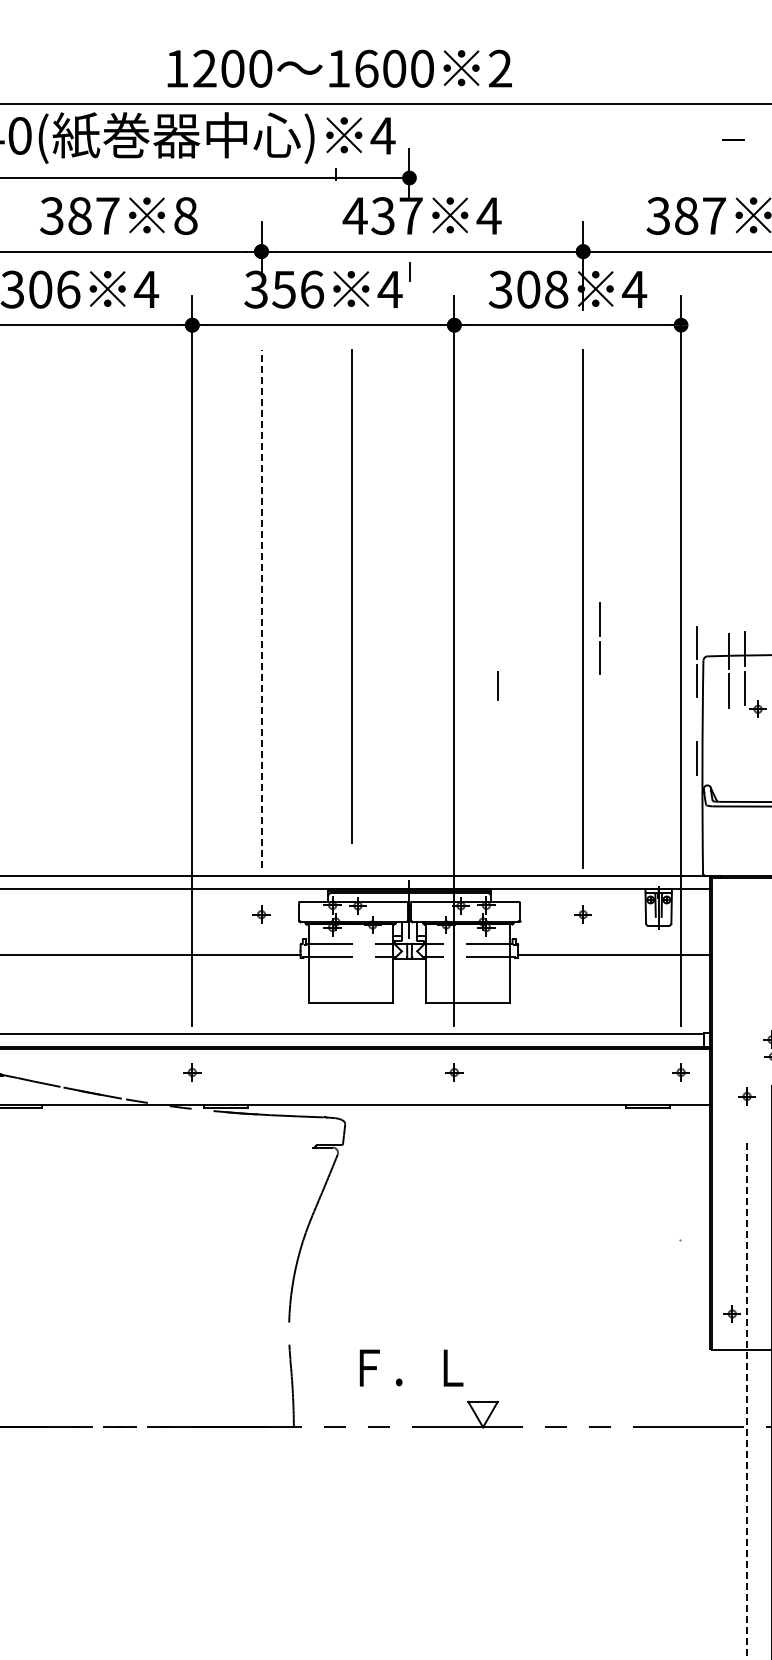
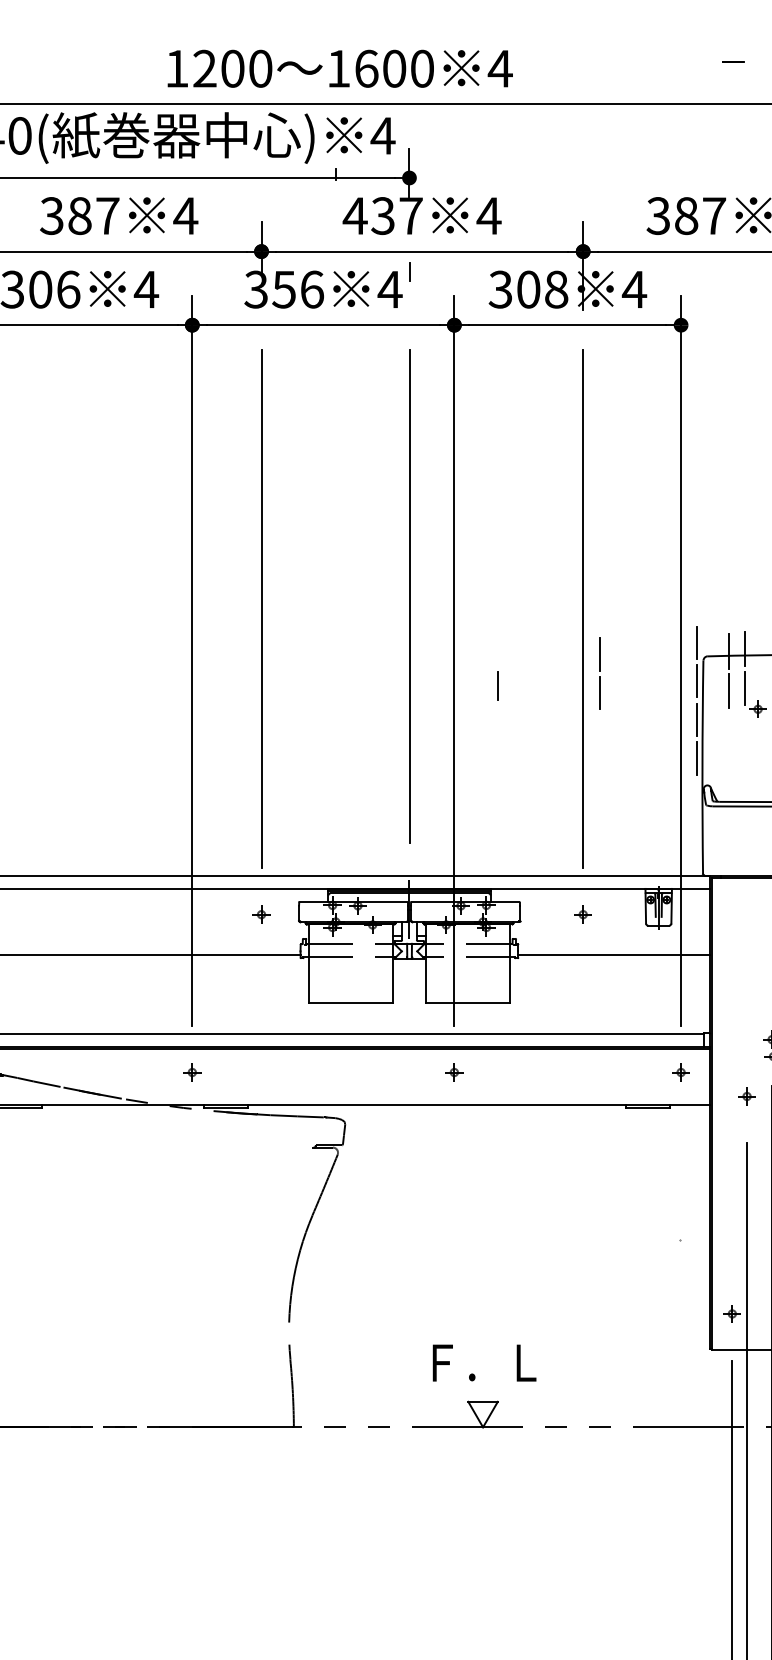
text: 2 -> 4 (499, 68)
line position: (733, 139) -> (733, 61) (733, 61)
text: 8 -> 4 (185, 216)
line position: (351, 596) -> (409, 596) (409, 596)
line: dashed -> solid (261, 608)
line position: (599, 636) -> (599, 671) (599, 671)
line: none -> present (696, 719)
text position: (411, 1367) -> (484, 1362) (484, 1362)
line: dashed -> solid (747, 1401)
line: none -> present (732, 1508)
